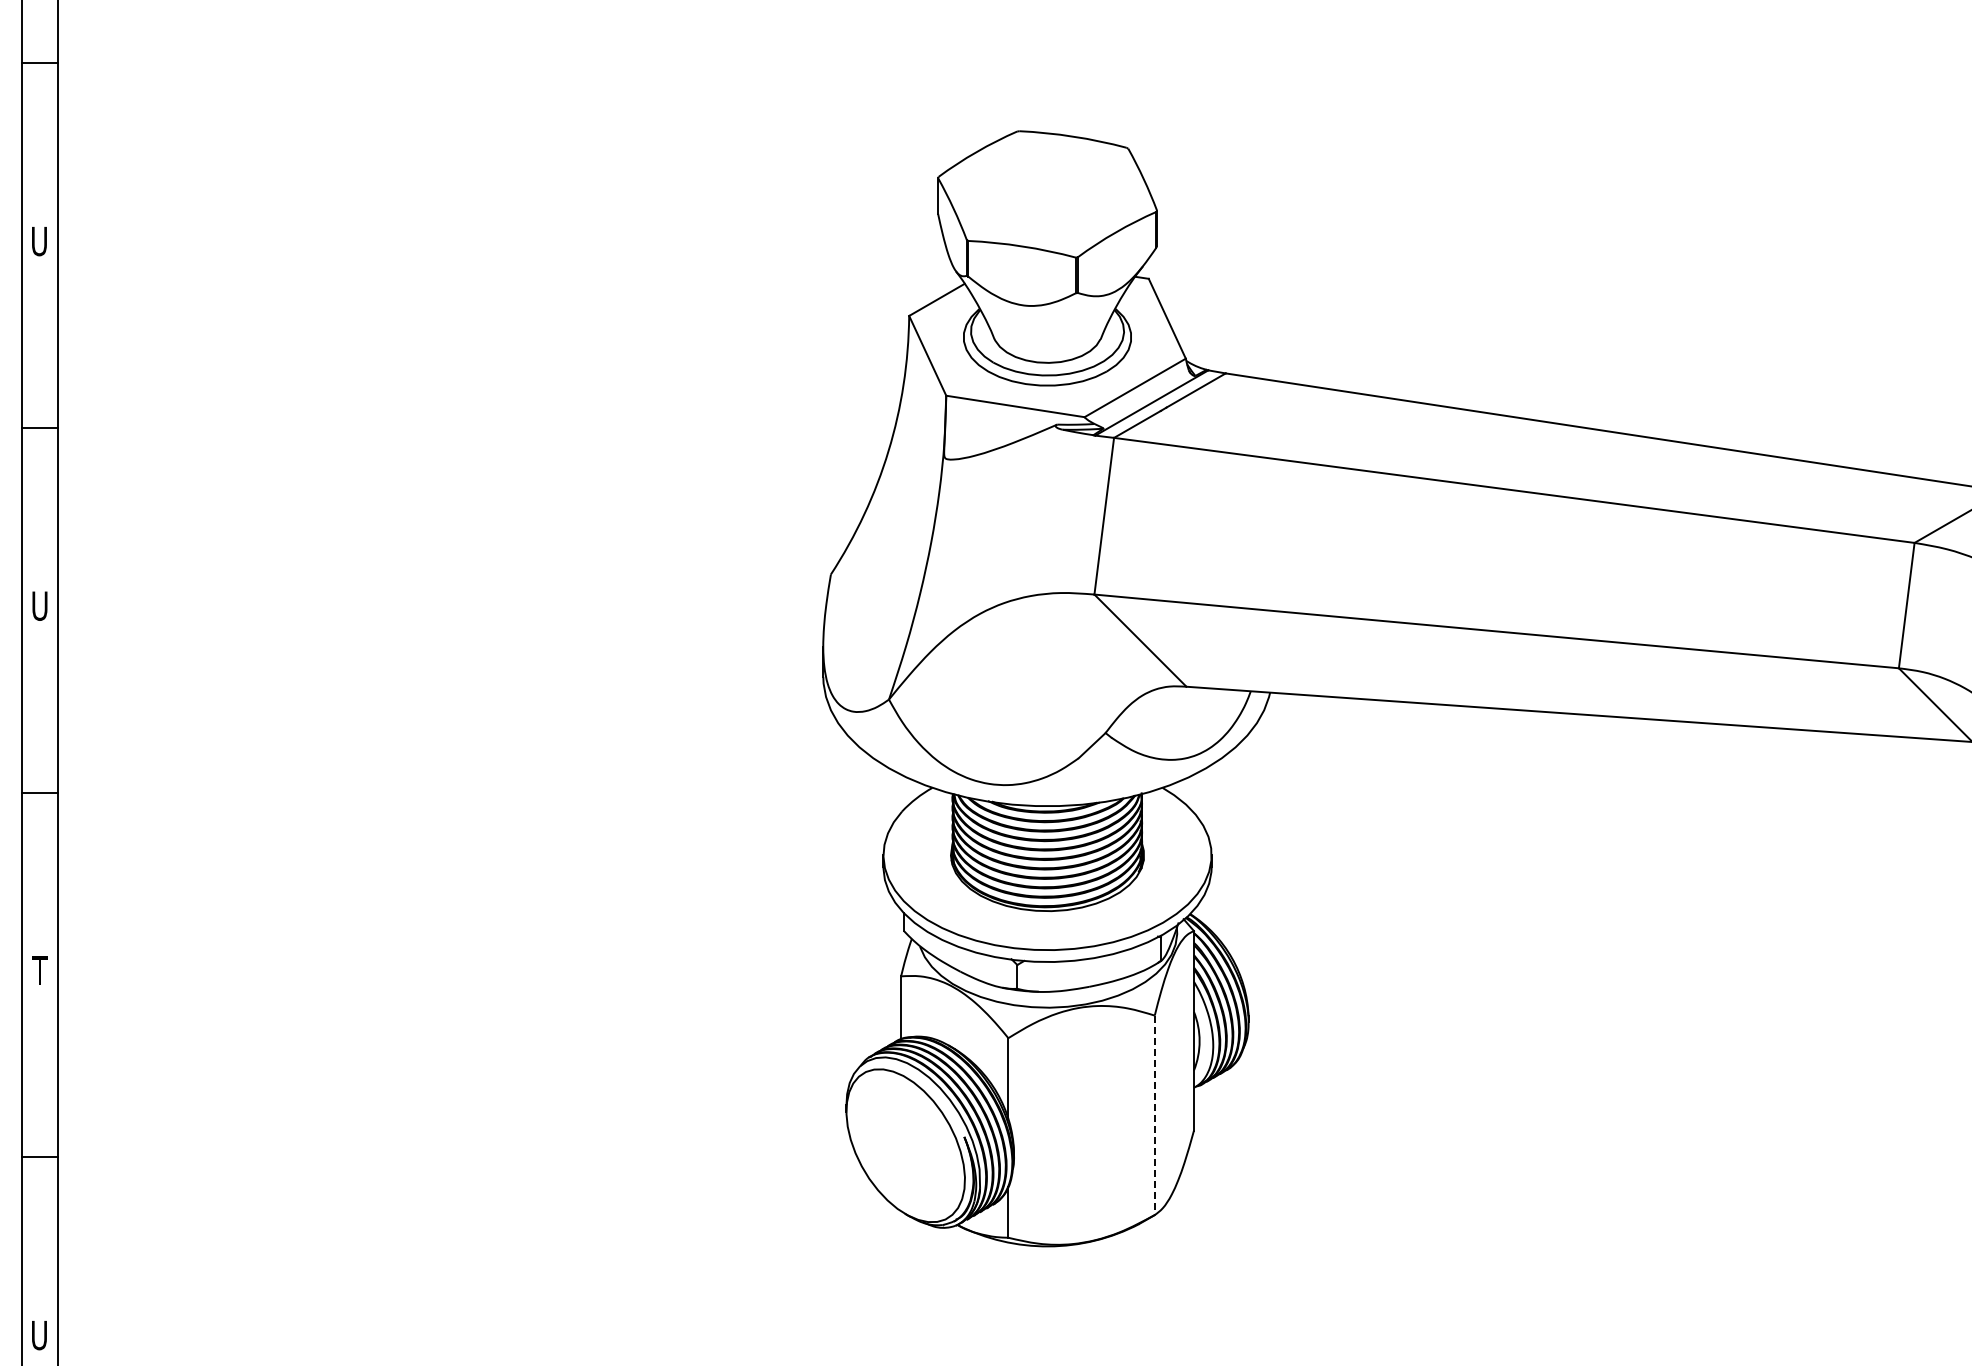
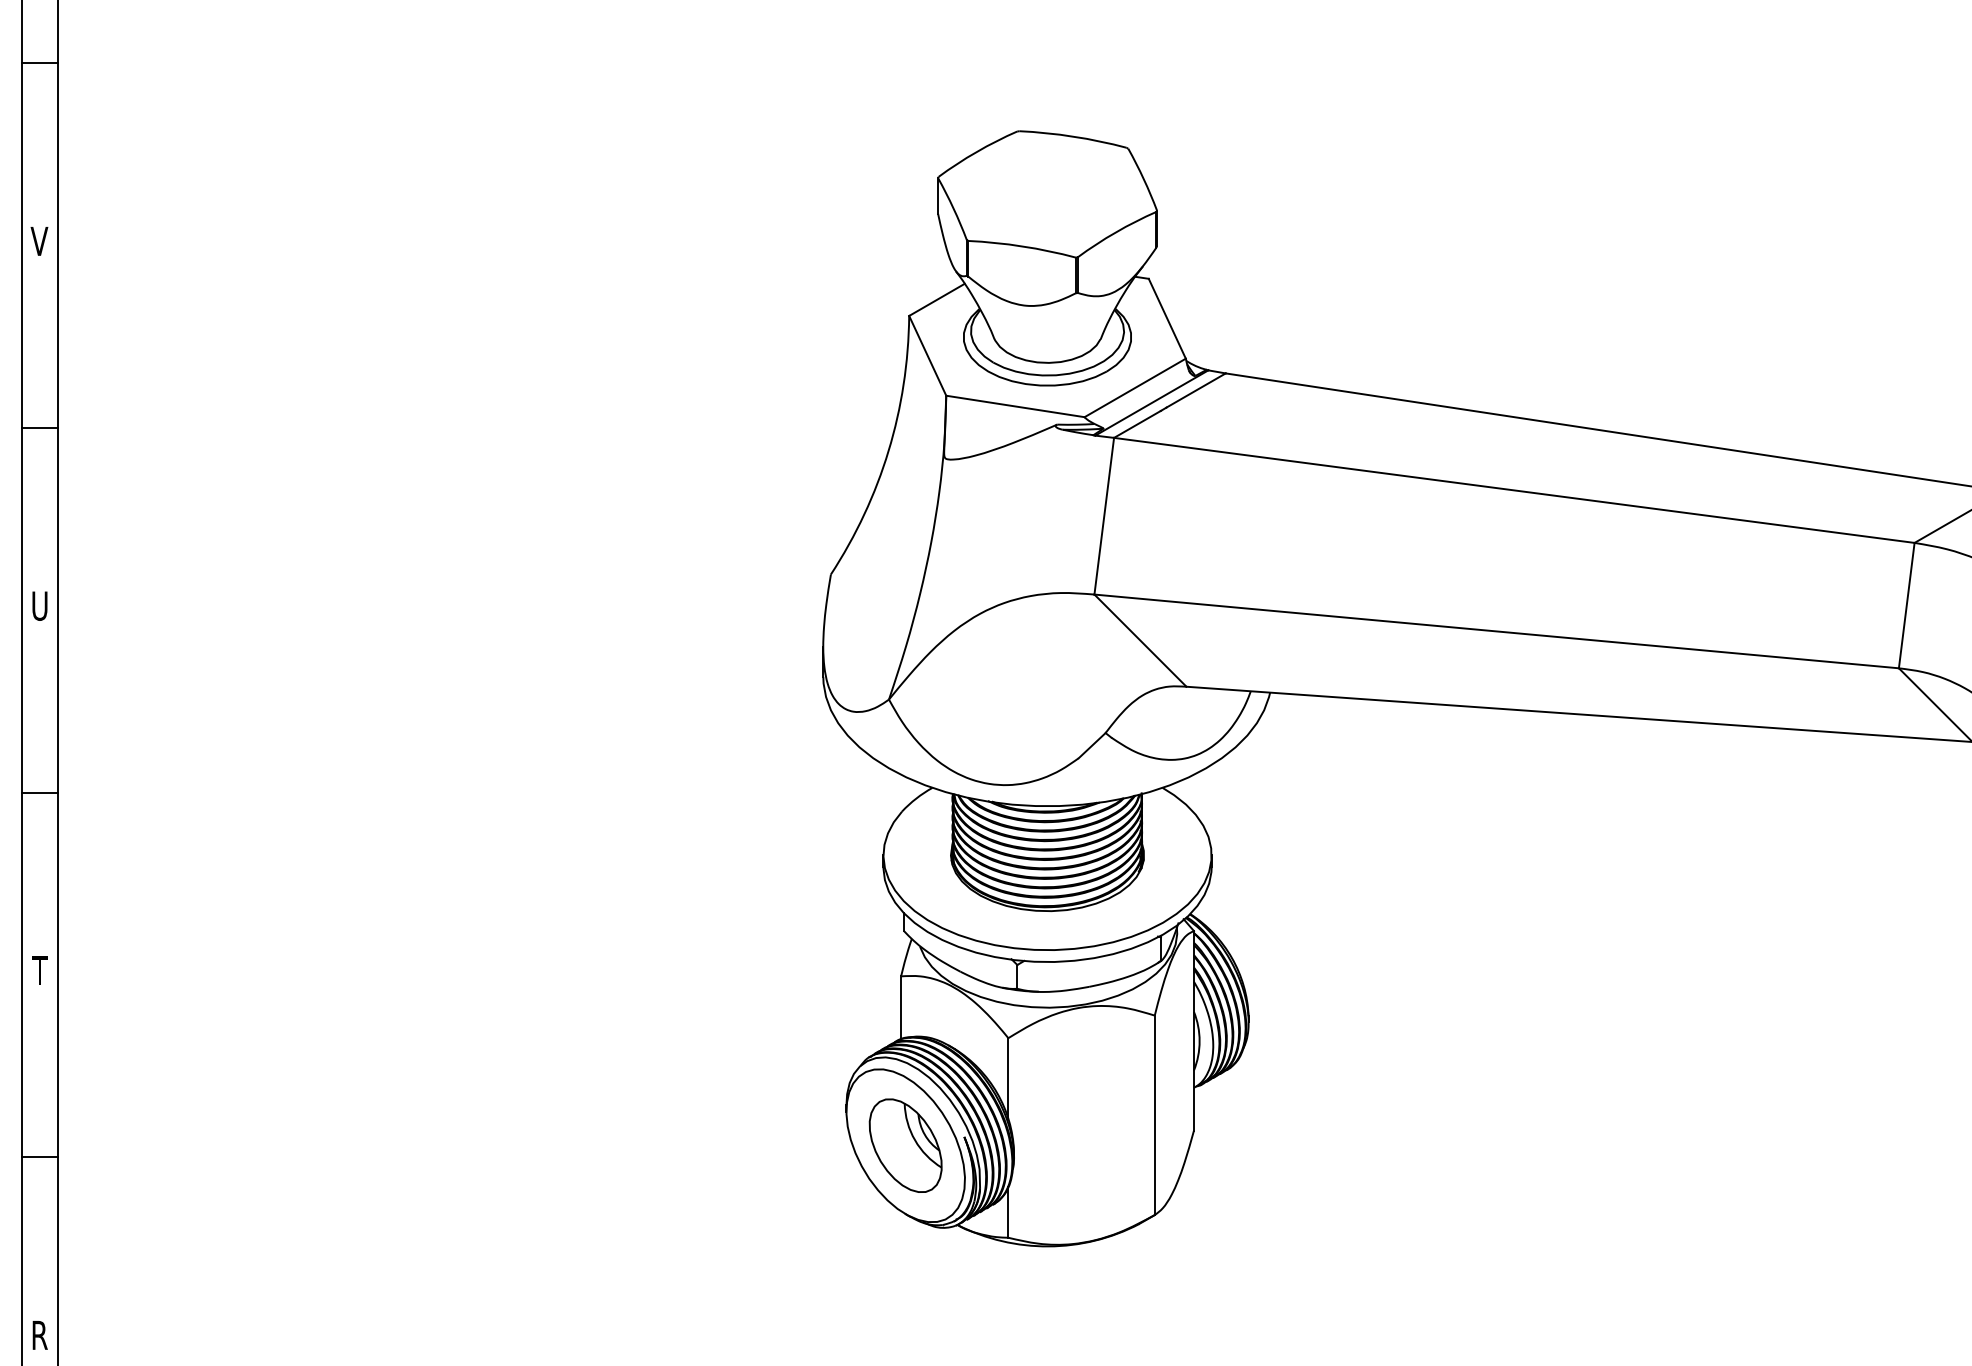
text: U -> V (39, 241)
line: dashed -> solid (1154, 1115)
part: none -> present (905, 1145)
text: U -> R (39, 1335)
